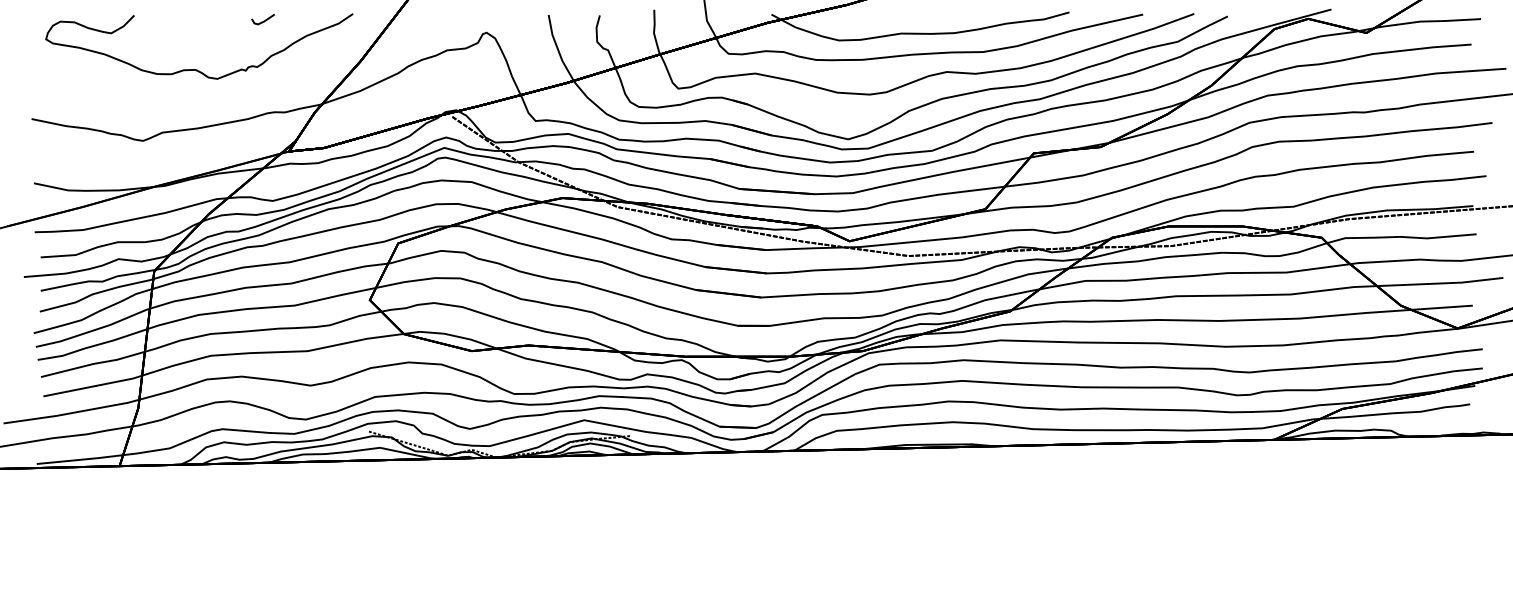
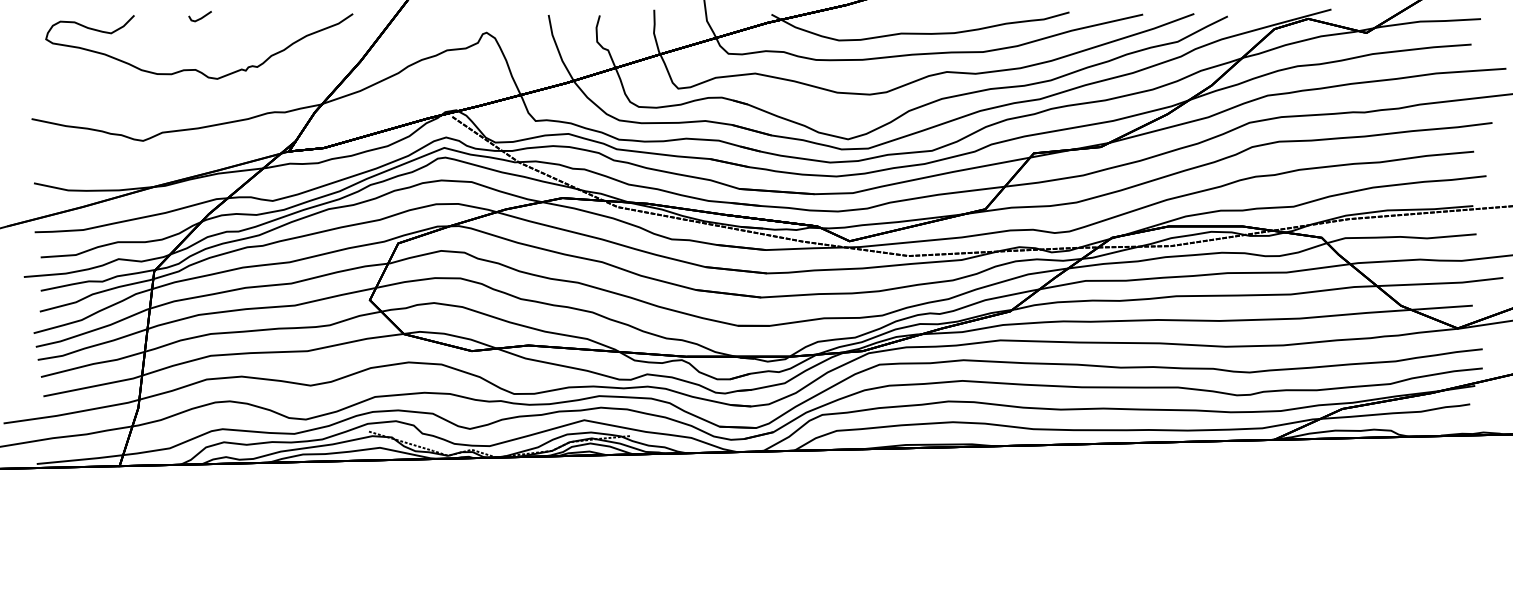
line position: (263, 20) -> (200, 17) (200, 17)
